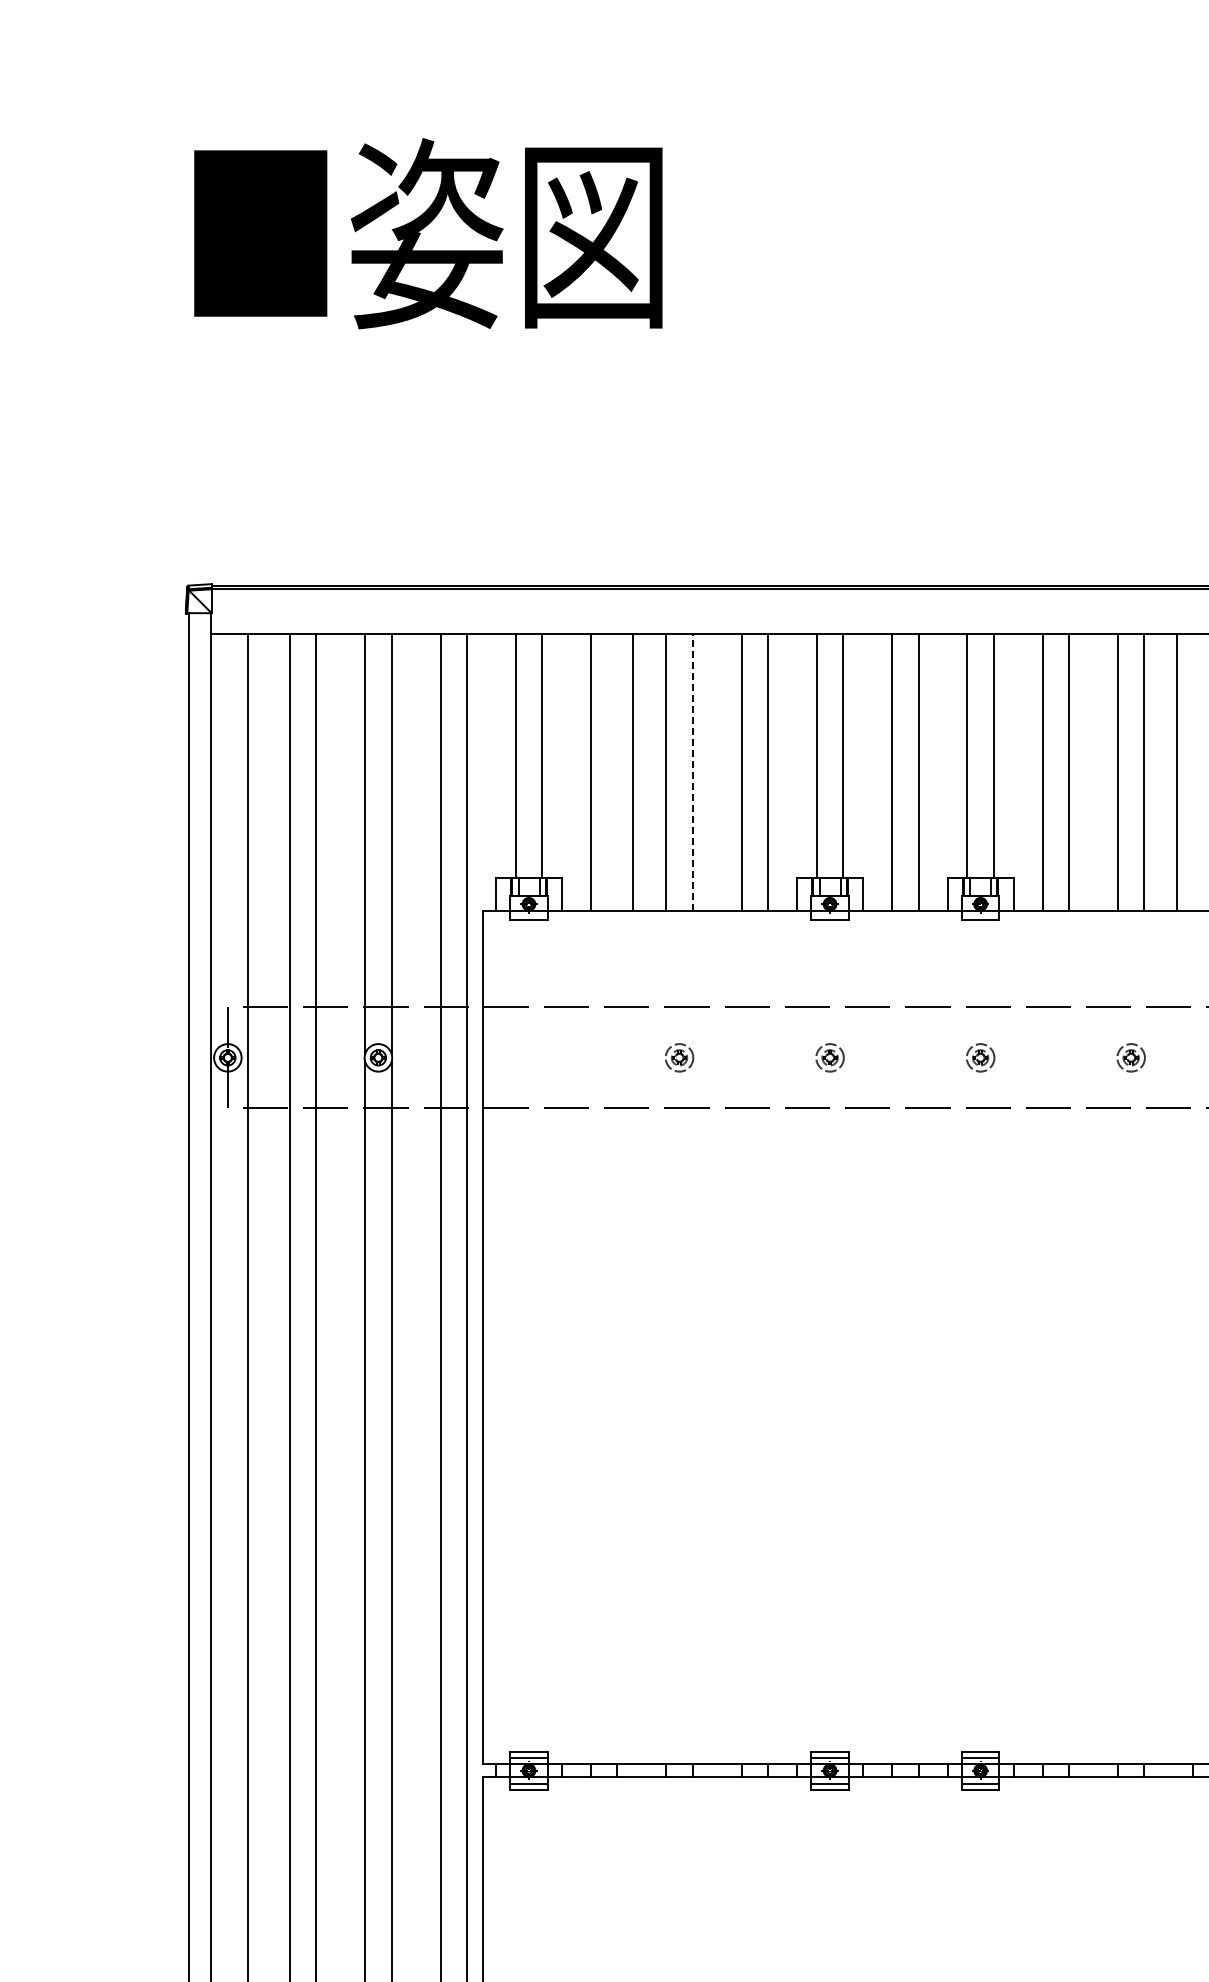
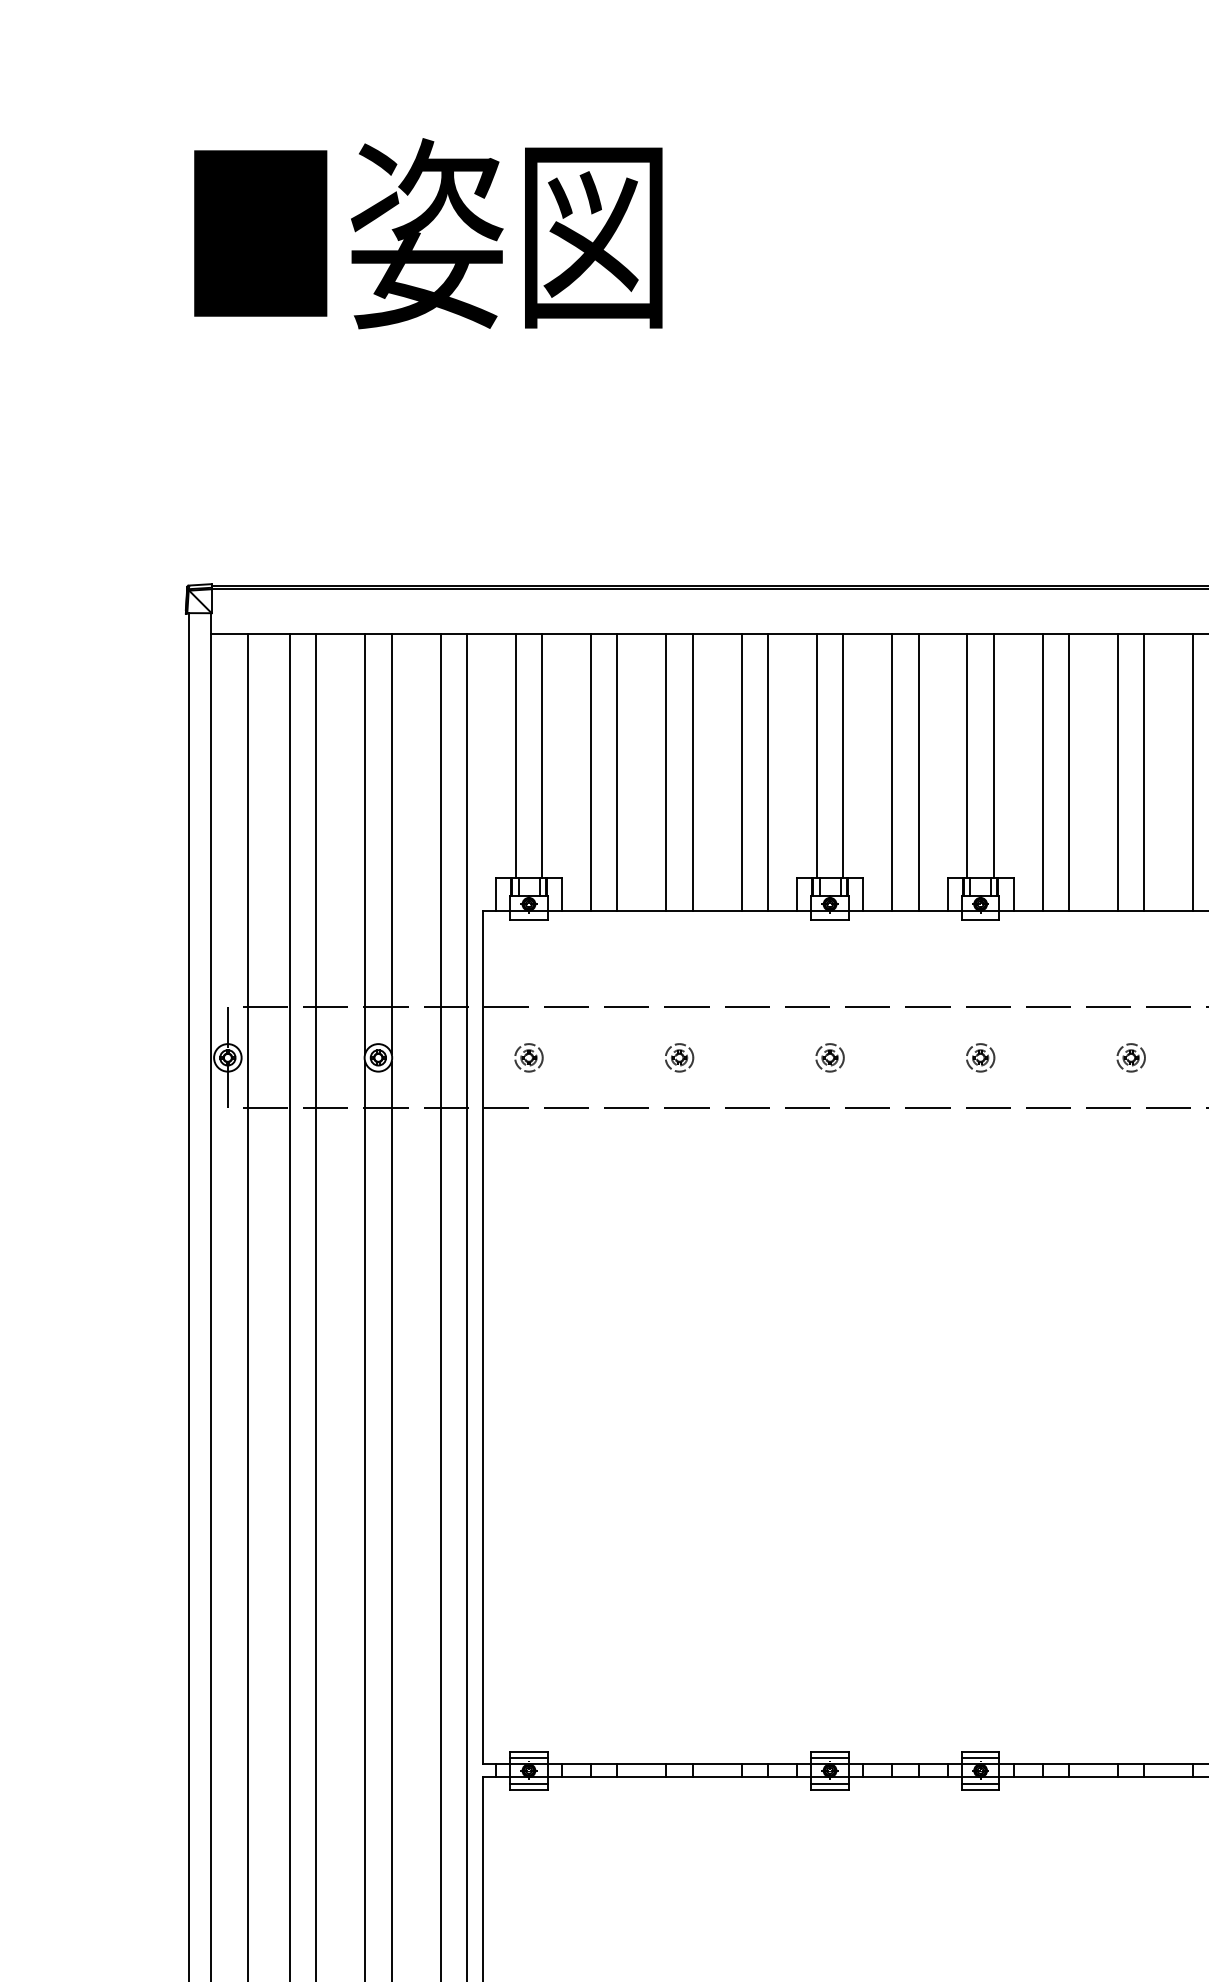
line position: (633, 771) -> (617, 771) (617, 771)
line position: (1177, 771) -> (1193, 771) (1193, 771)
line: dashed -> solid (692, 772)
part: none -> present (528, 1057)
